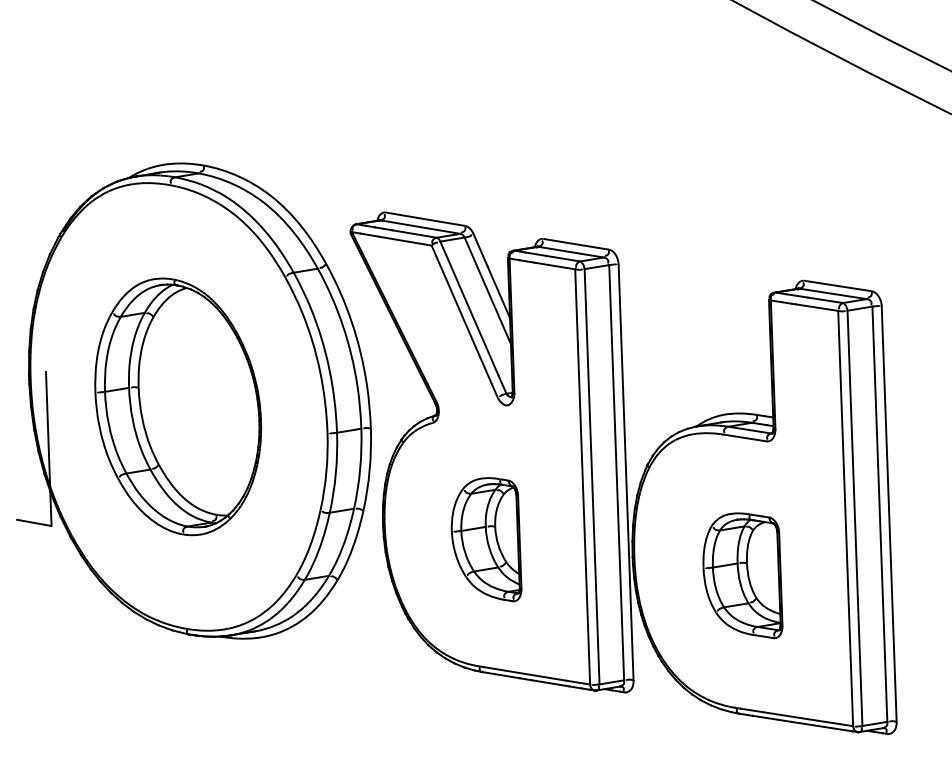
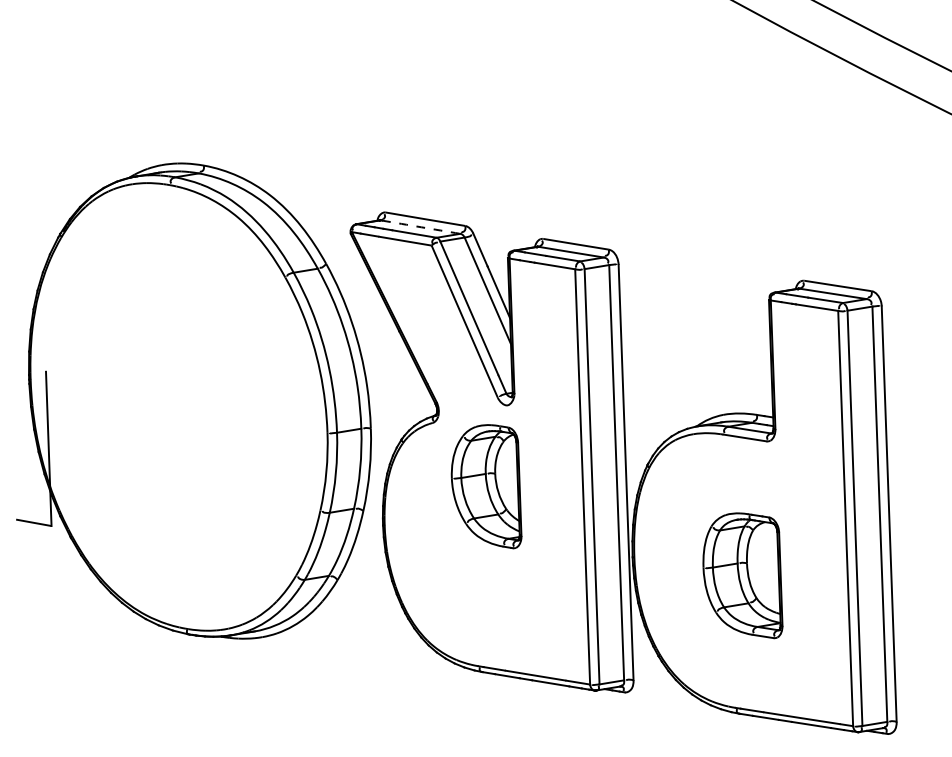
arc: solid -> dashed (421, 227)
part: present -> none (178, 406)
part position: (486, 539) -> (486, 486) (486, 486)
